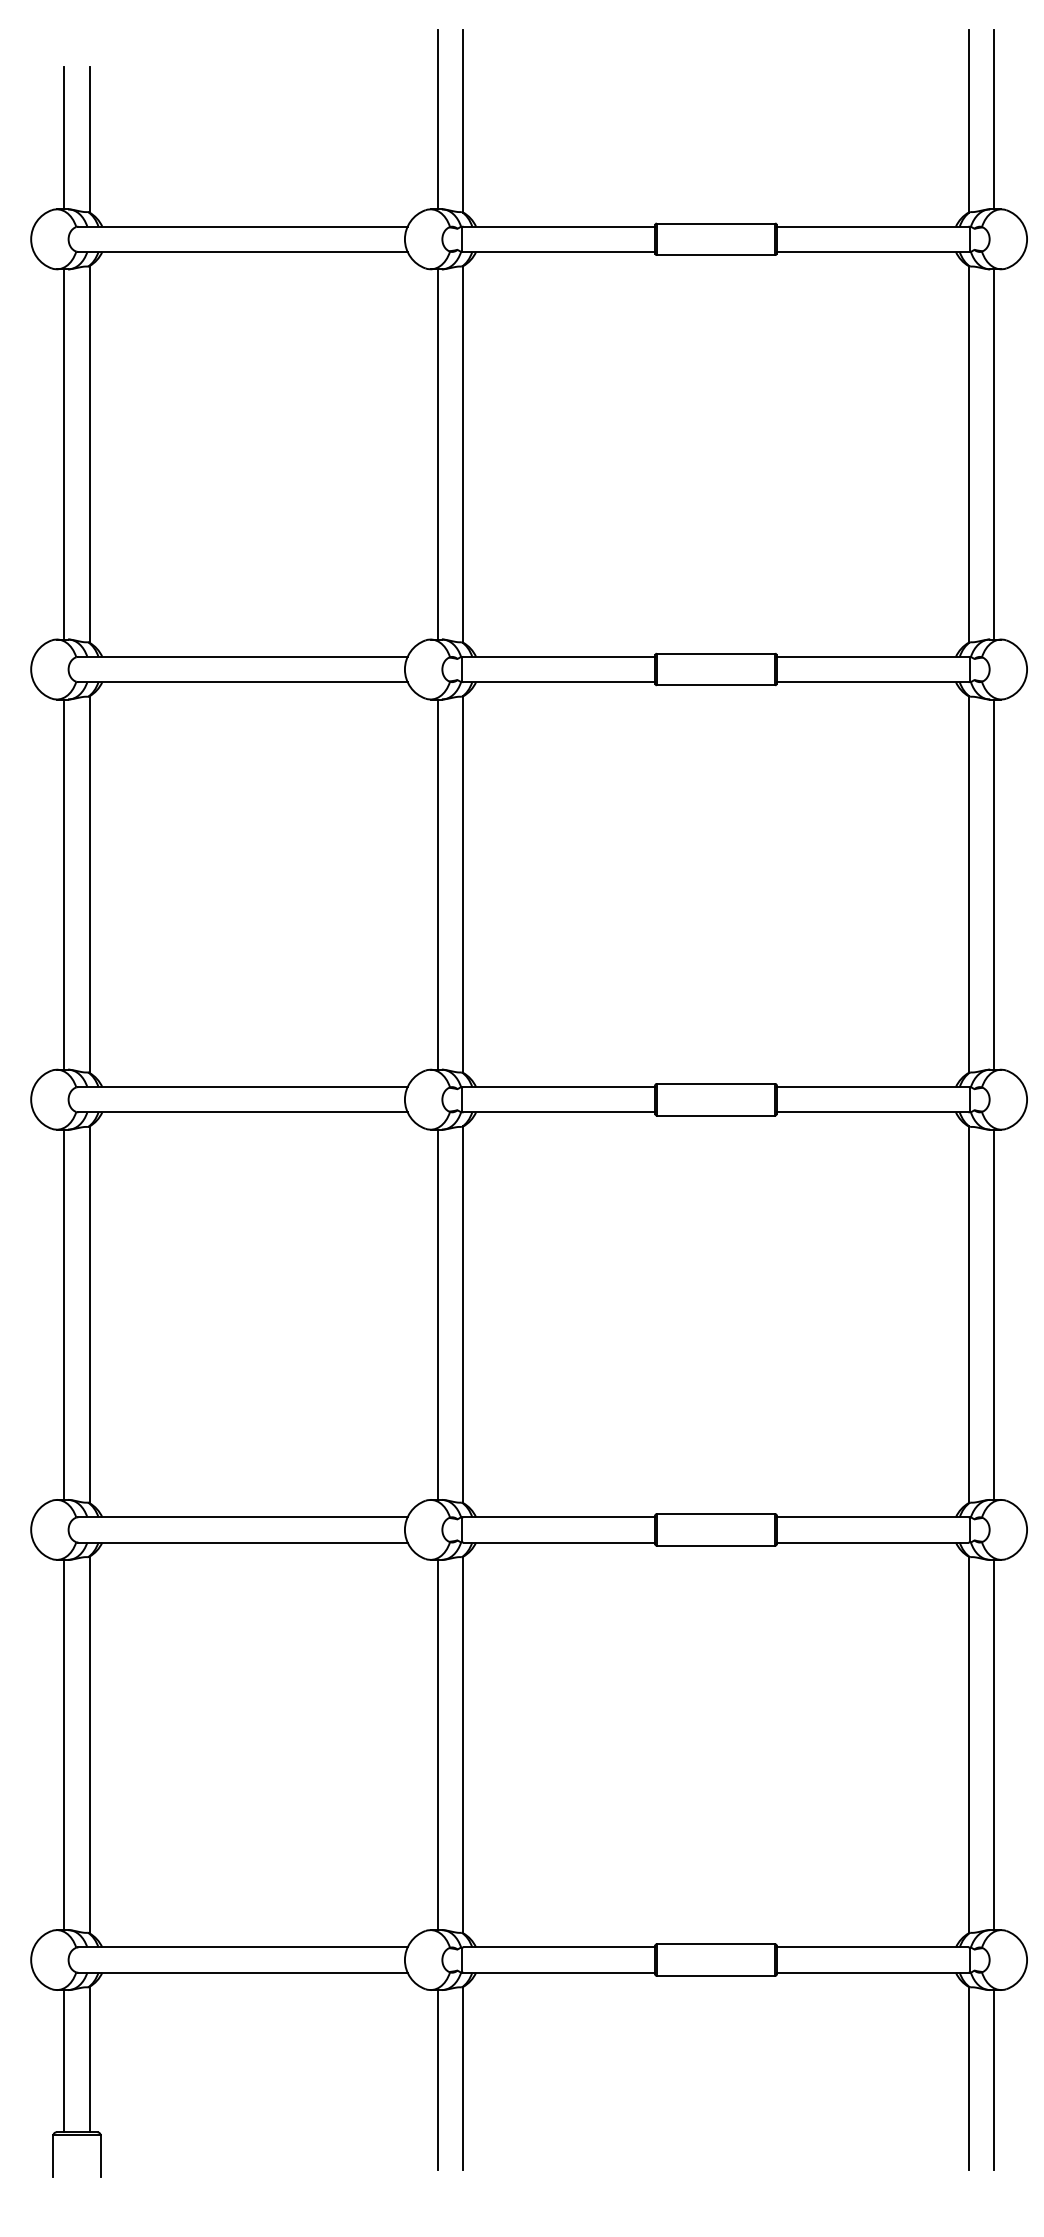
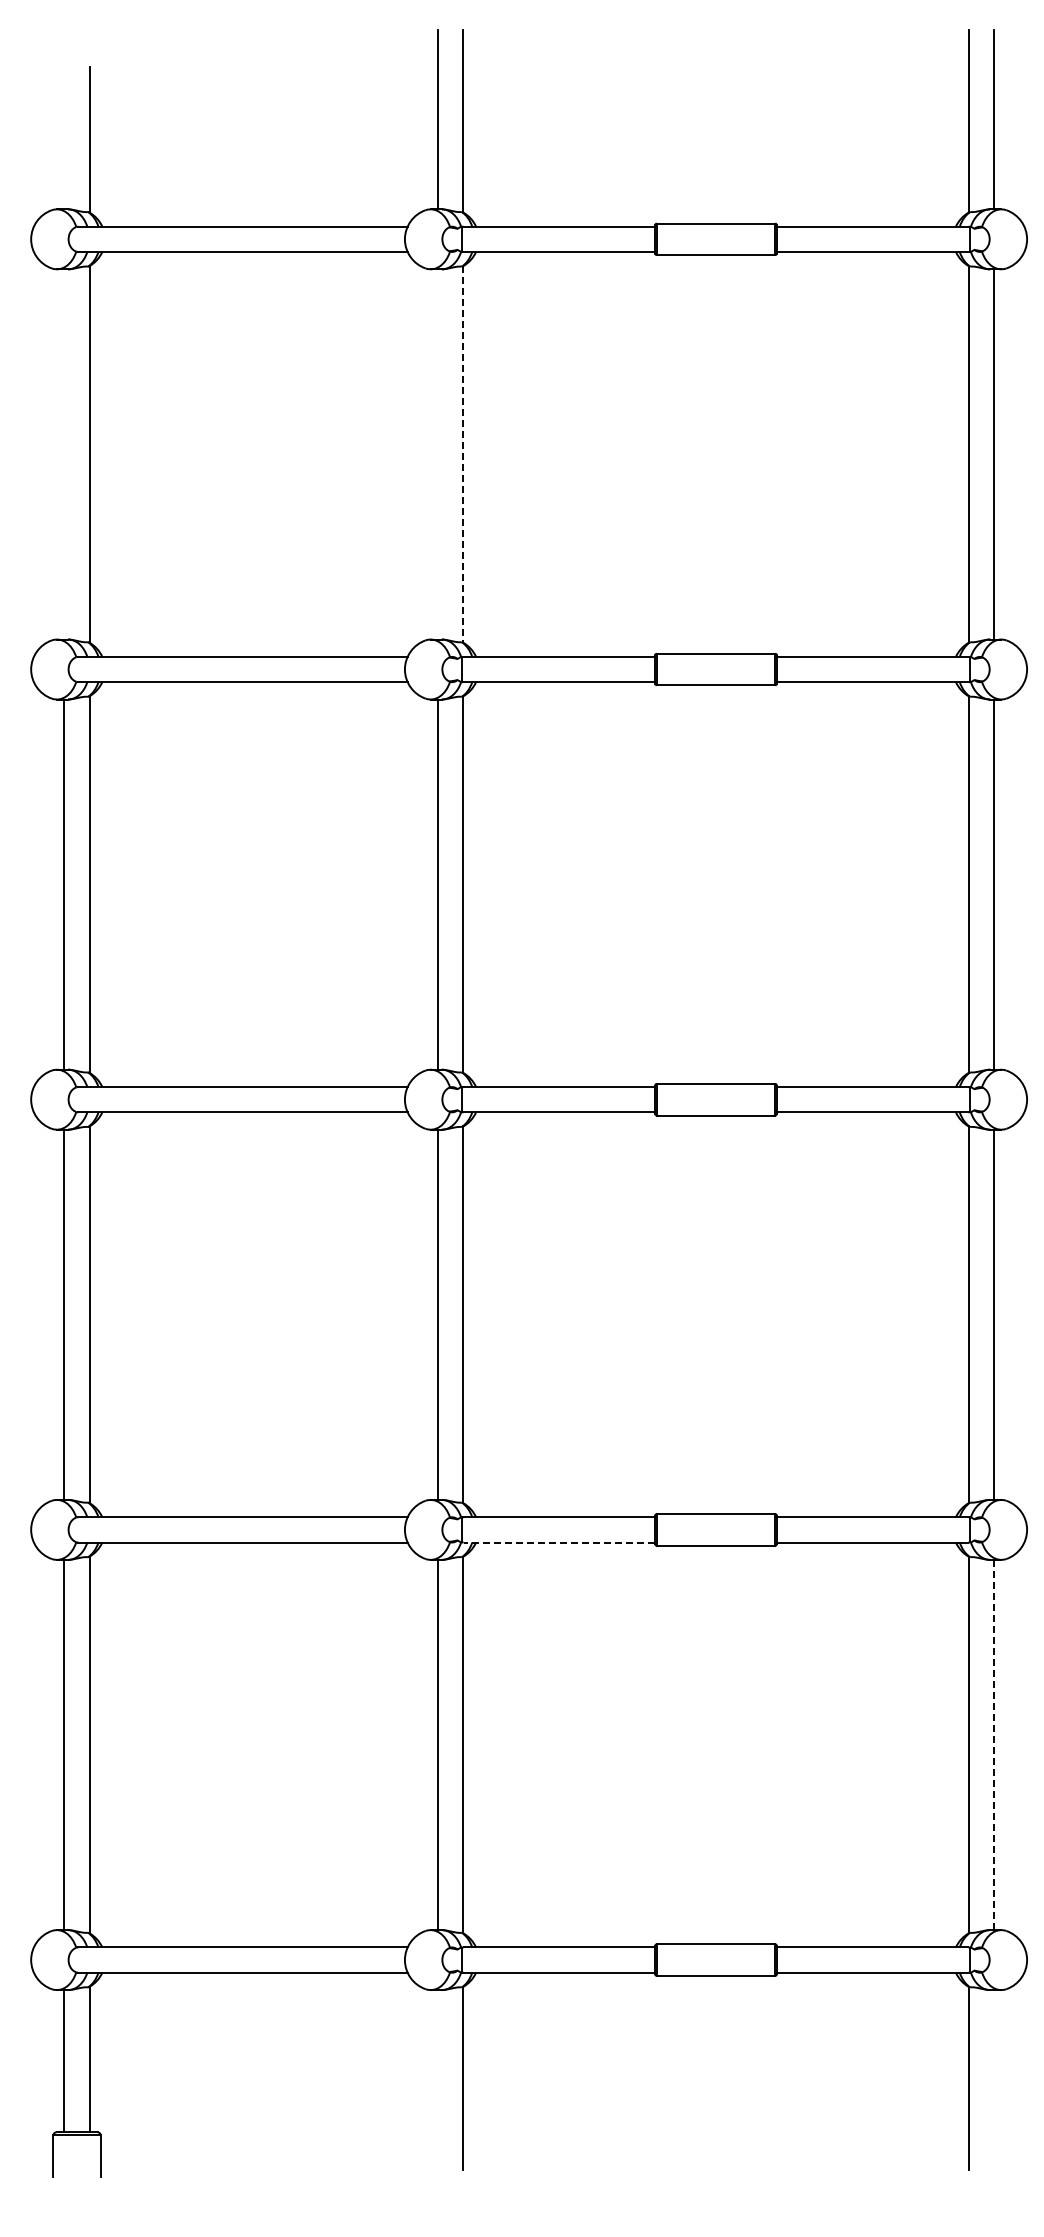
line: present -> none (64, 138)
line: present -> none (64, 454)
line: present -> none (438, 454)
line: solid -> dashed (463, 454)
line: solid -> dashed (559, 1542)
line: solid -> dashed (993, 1745)
line: present -> none (438, 2079)
line: present -> none (993, 2079)
